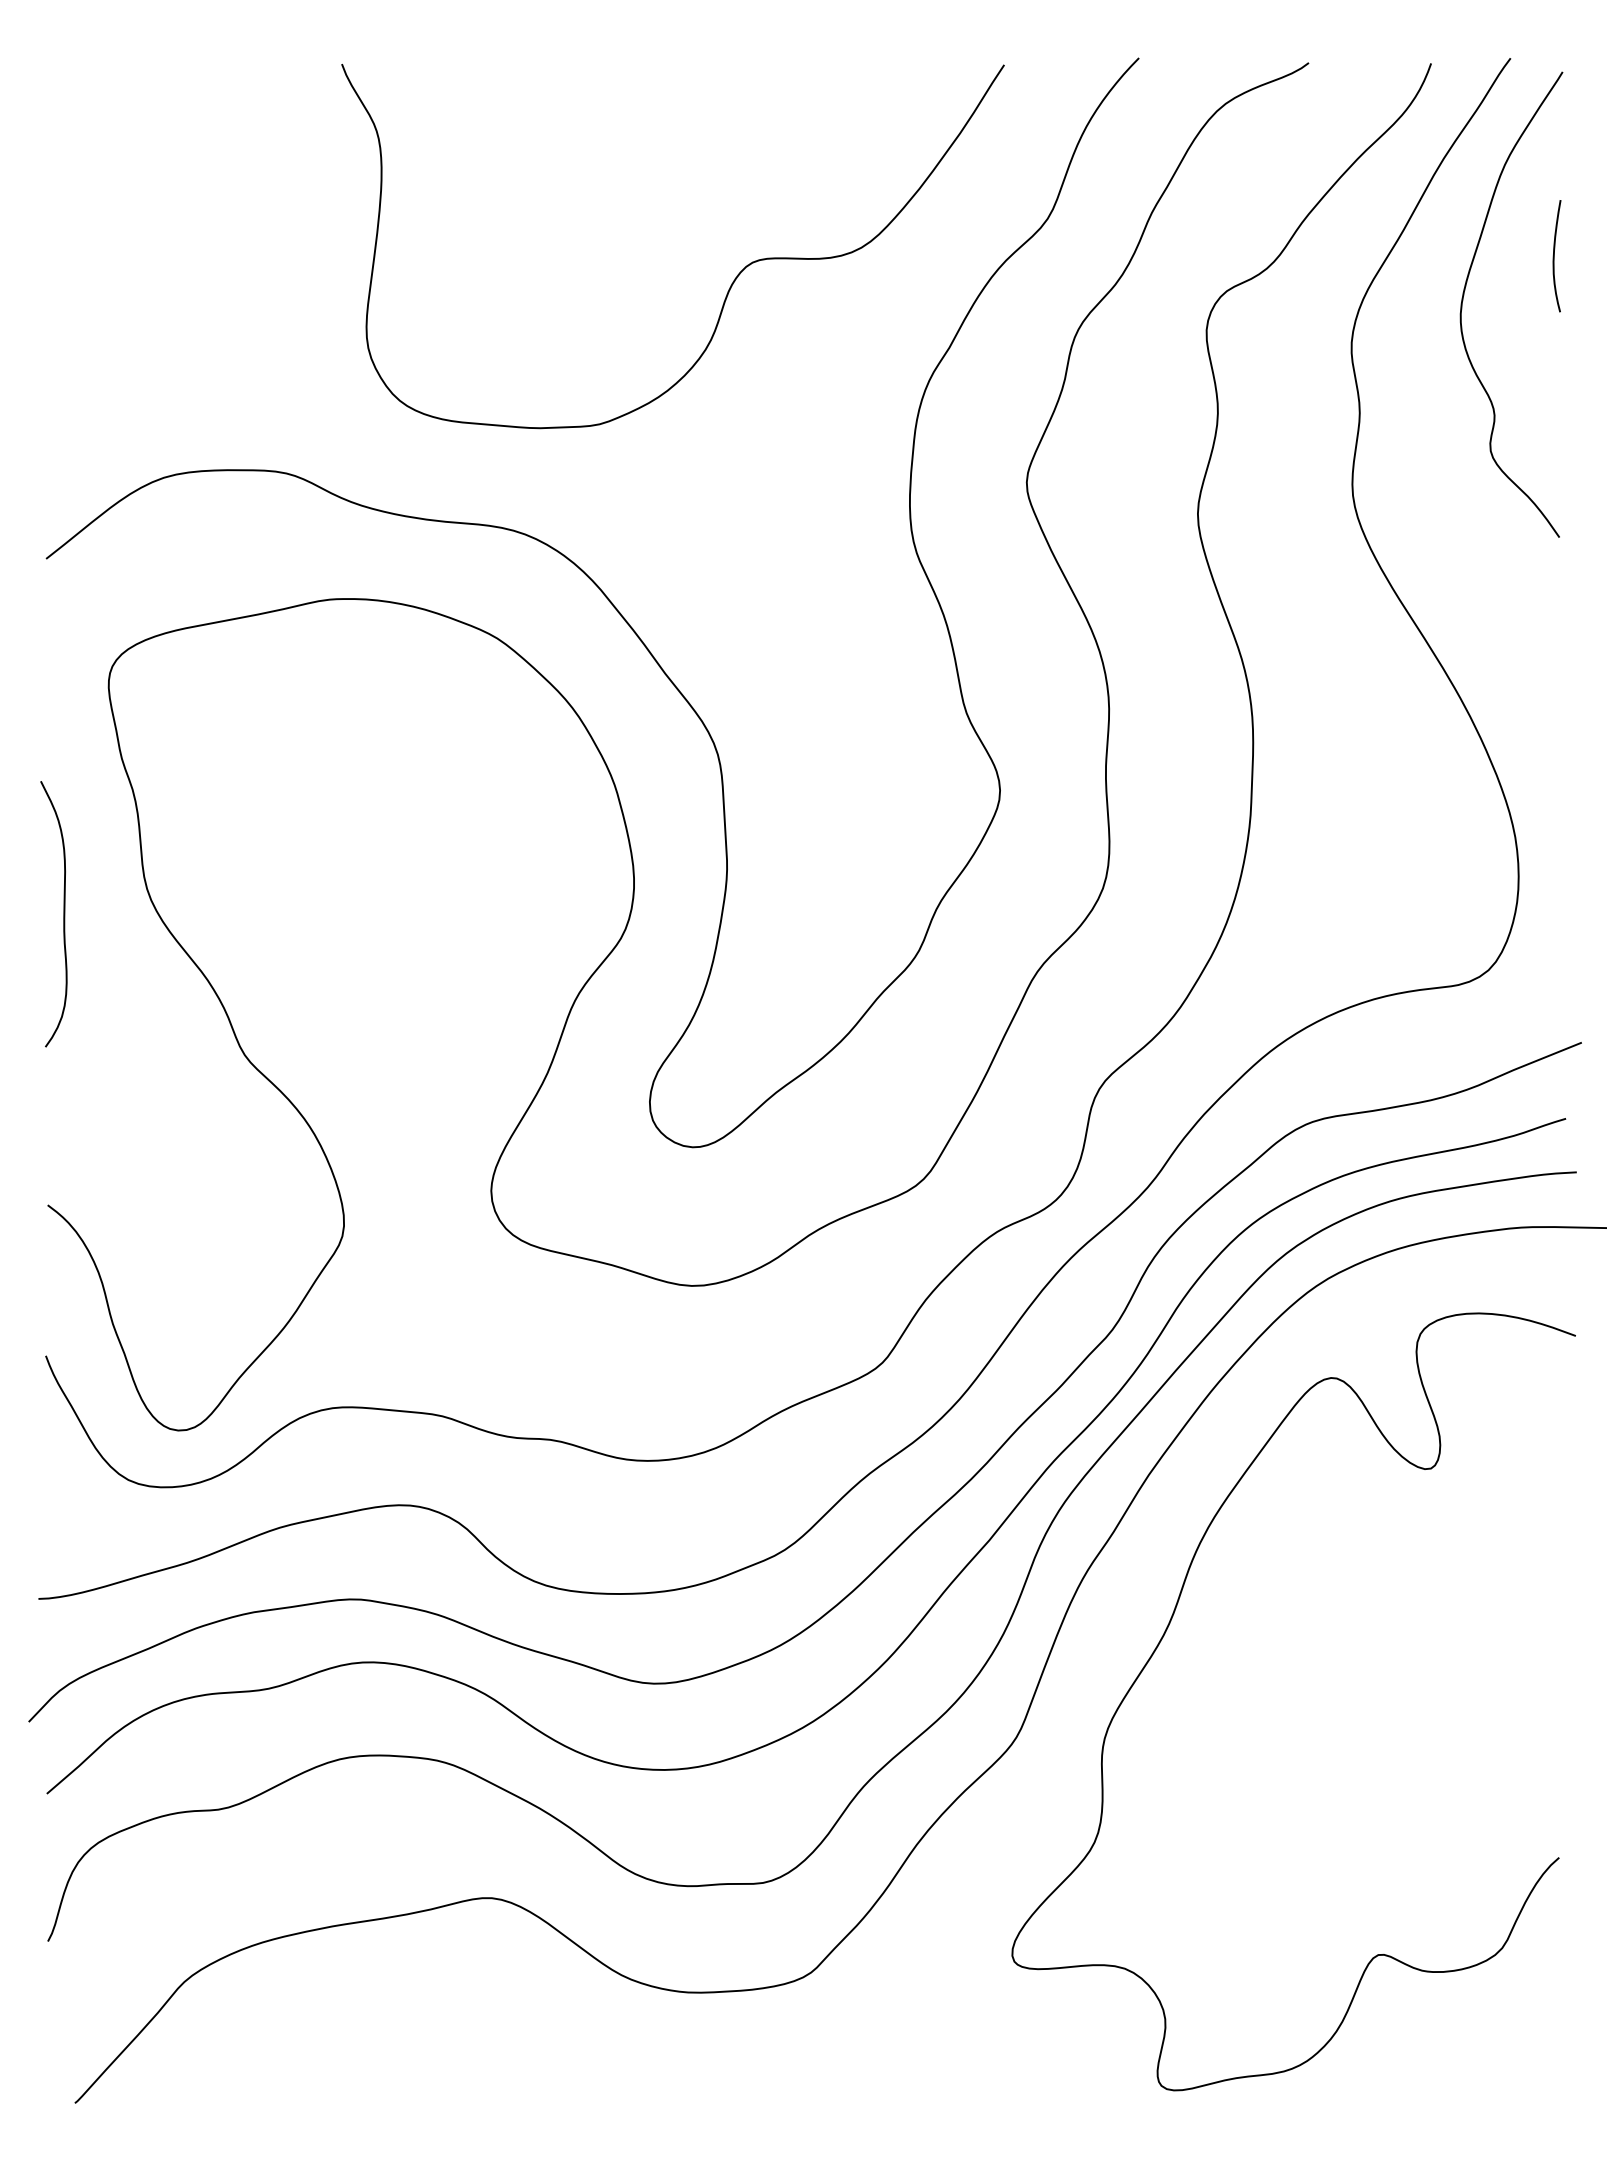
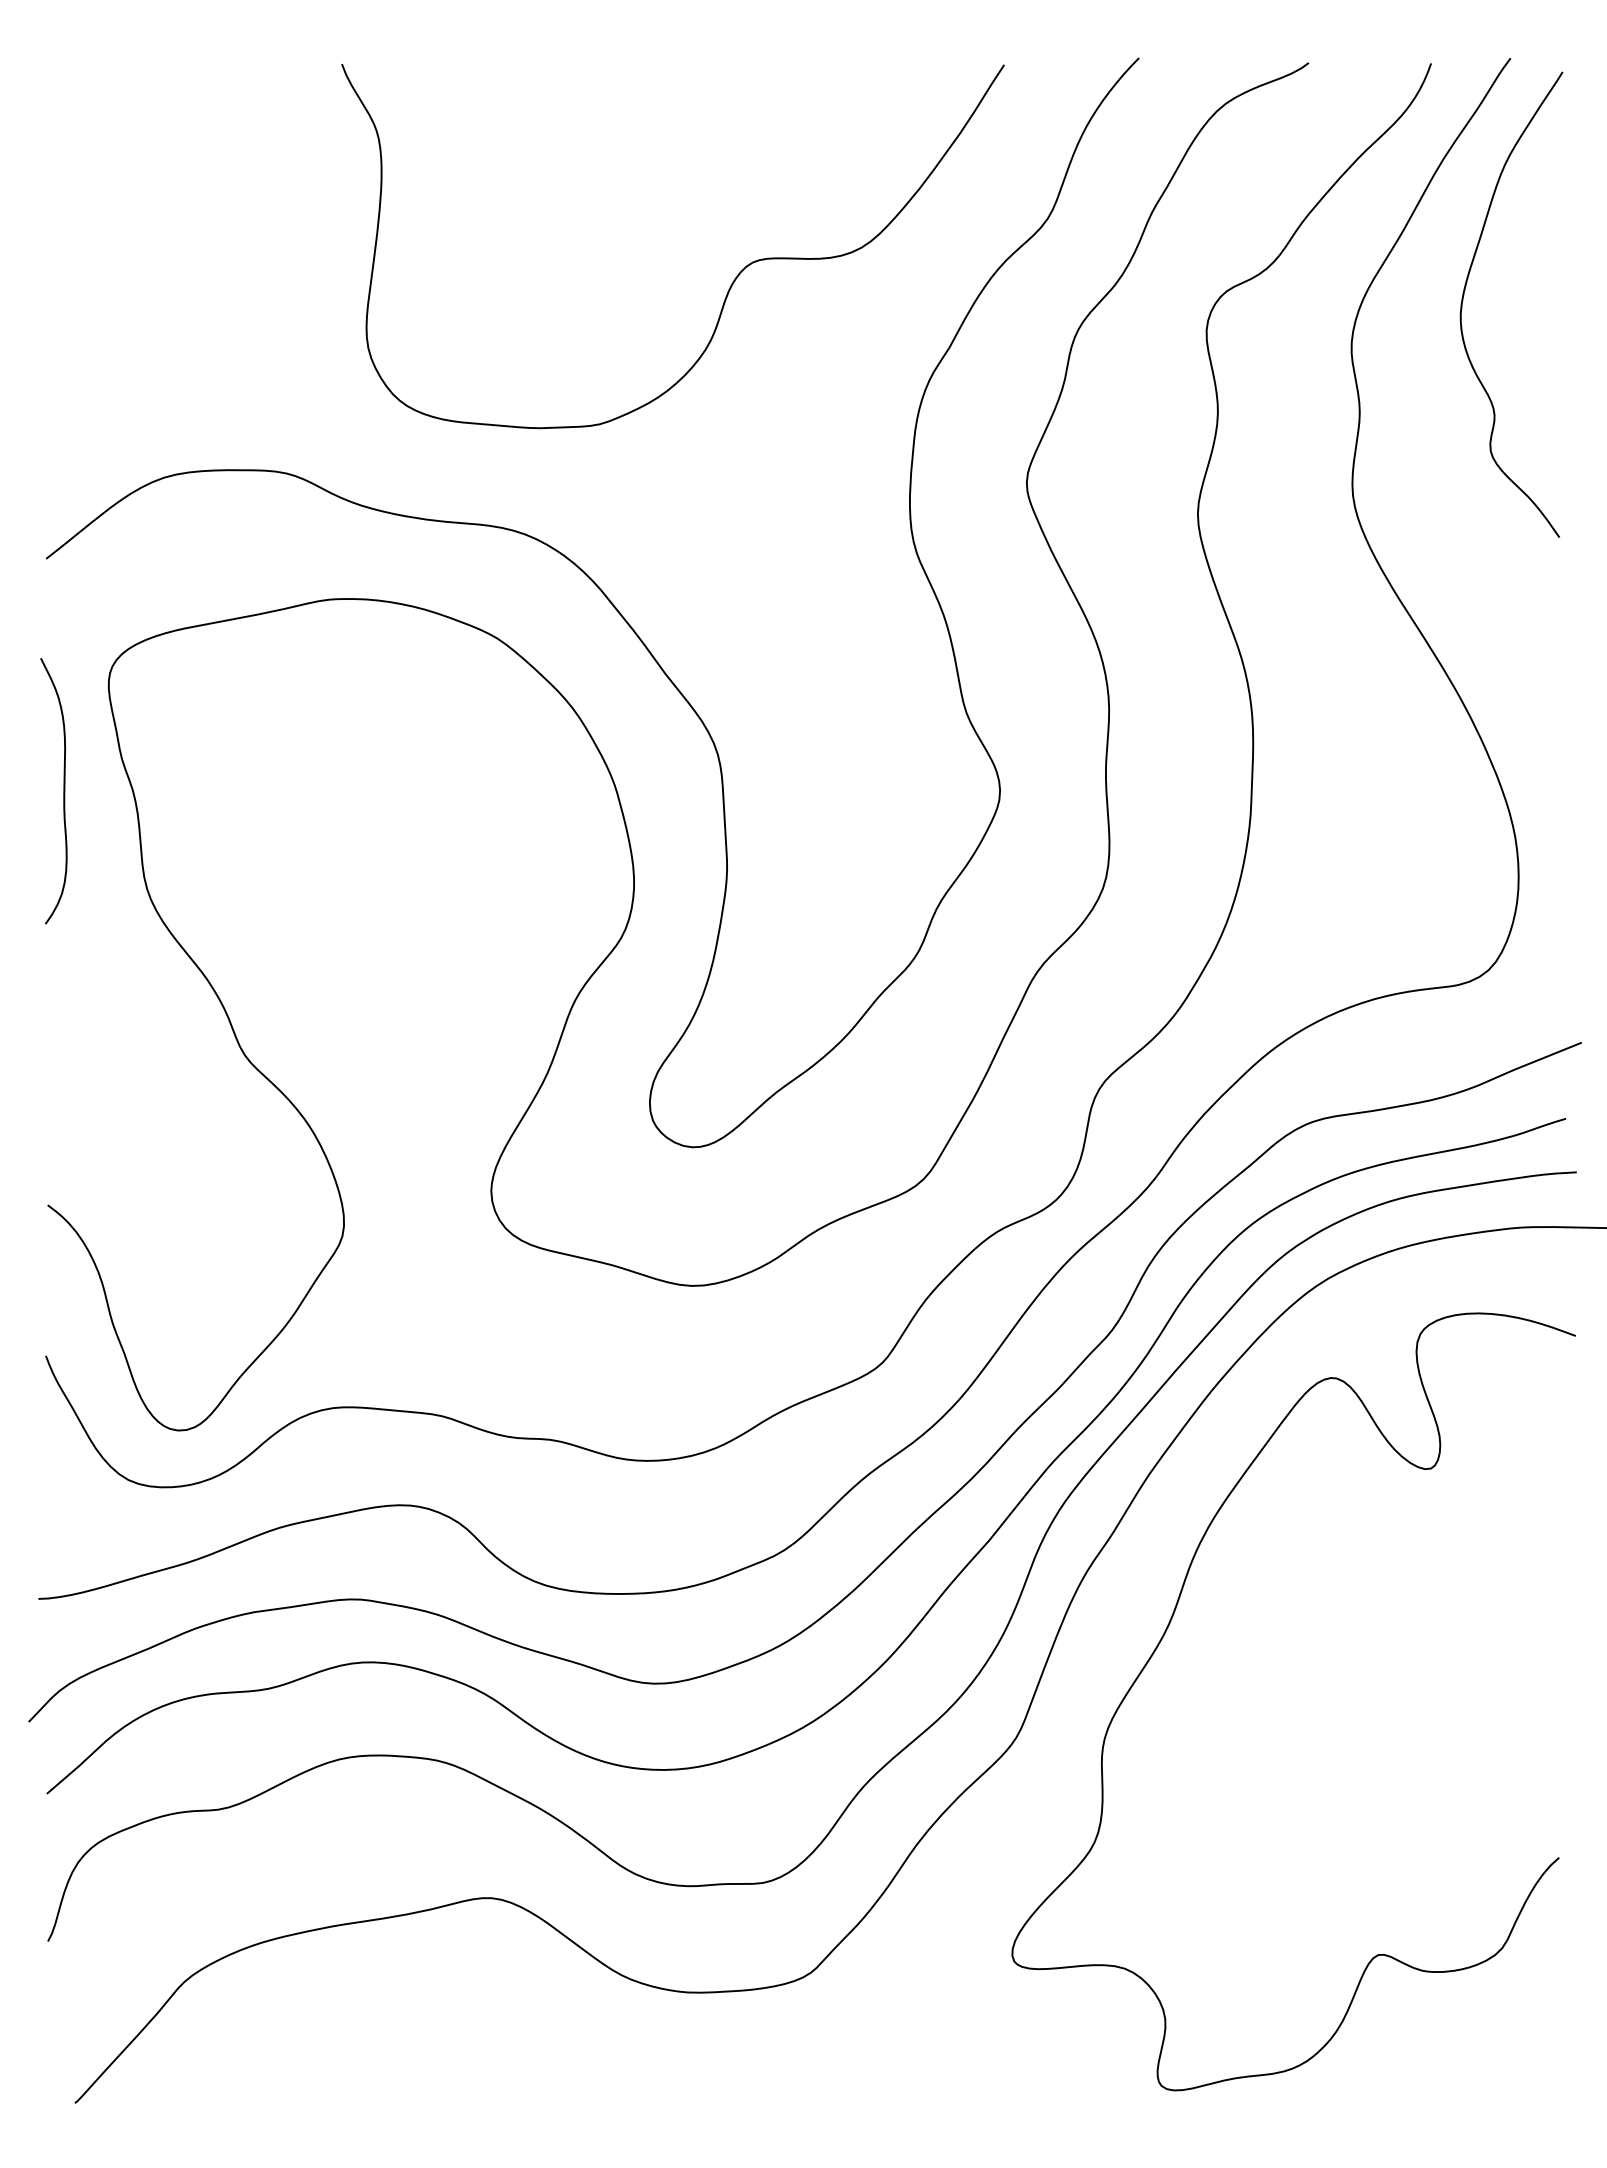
curve: present -> none (1554, 256)
curve position: (63, 914) -> (63, 791) (63, 791)
